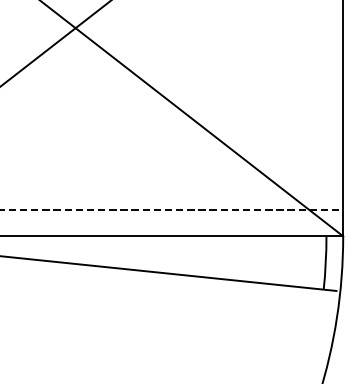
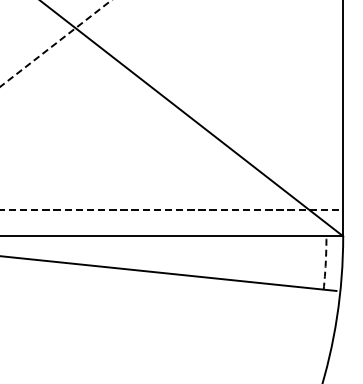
line: solid -> dashed (55, 43)
arc: solid -> dashed (325, 263)
